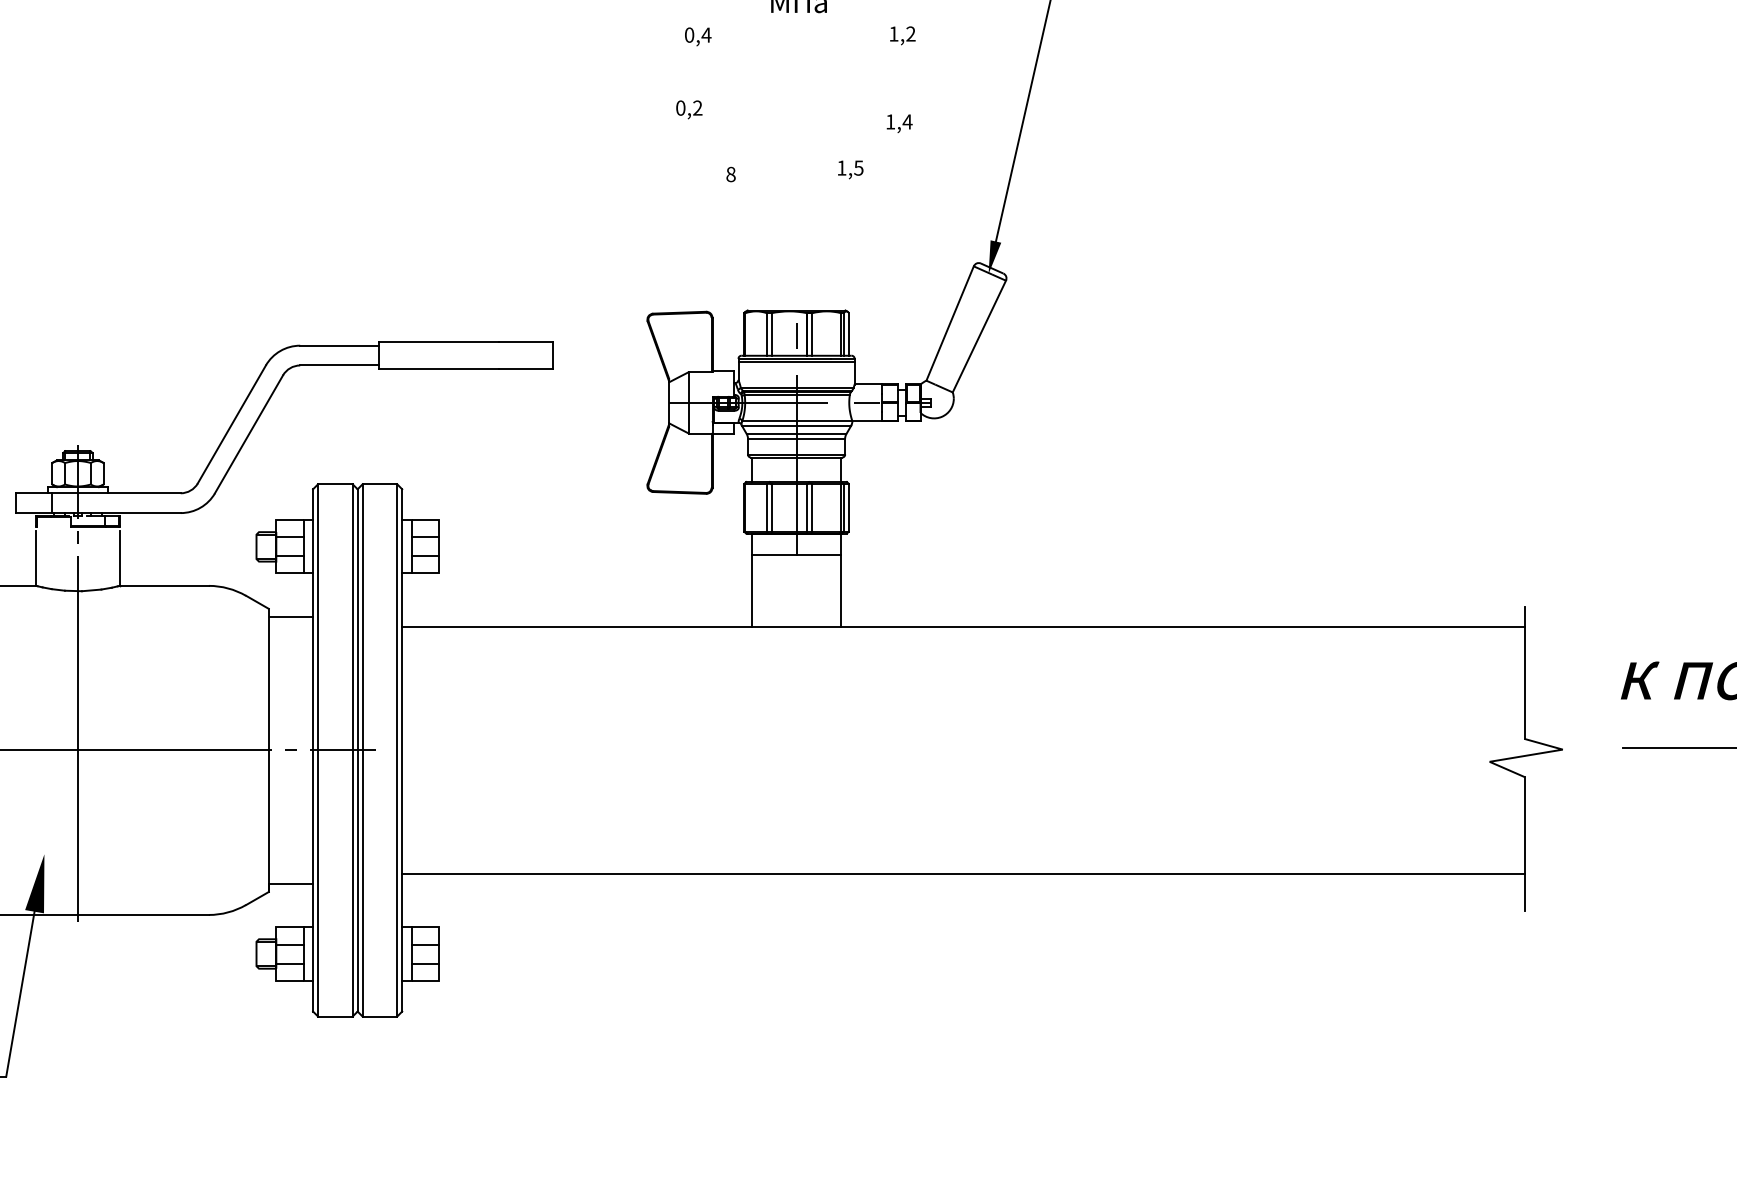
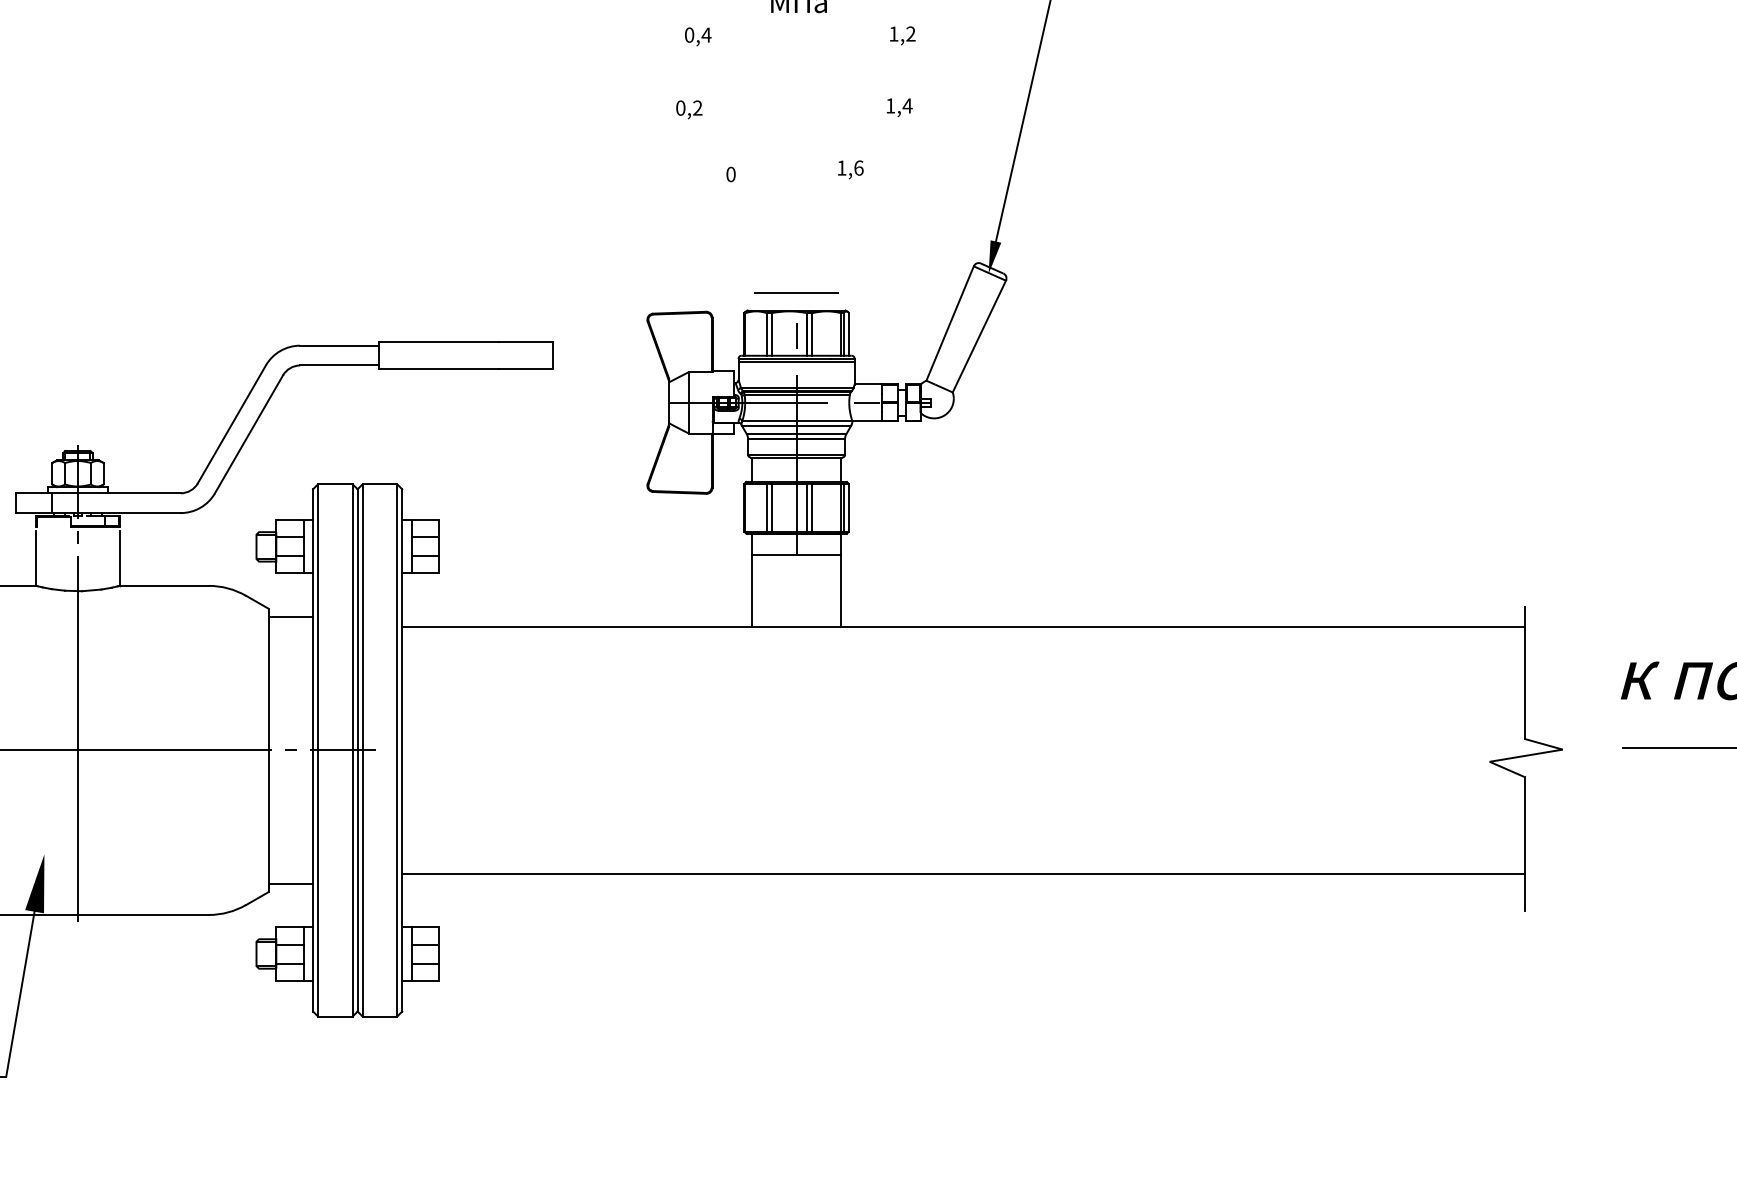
text position: (899, 123) -> (899, 107) (899, 107)
text: 1,5 -> 1,6 (858, 167)
text: 8 -> 0 (730, 174)
line: none -> present (796, 292)
